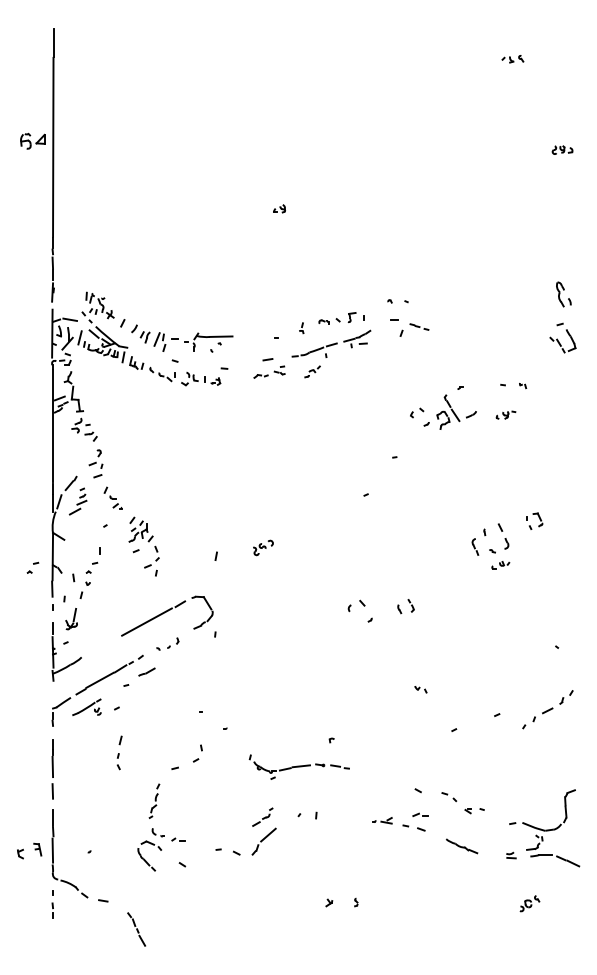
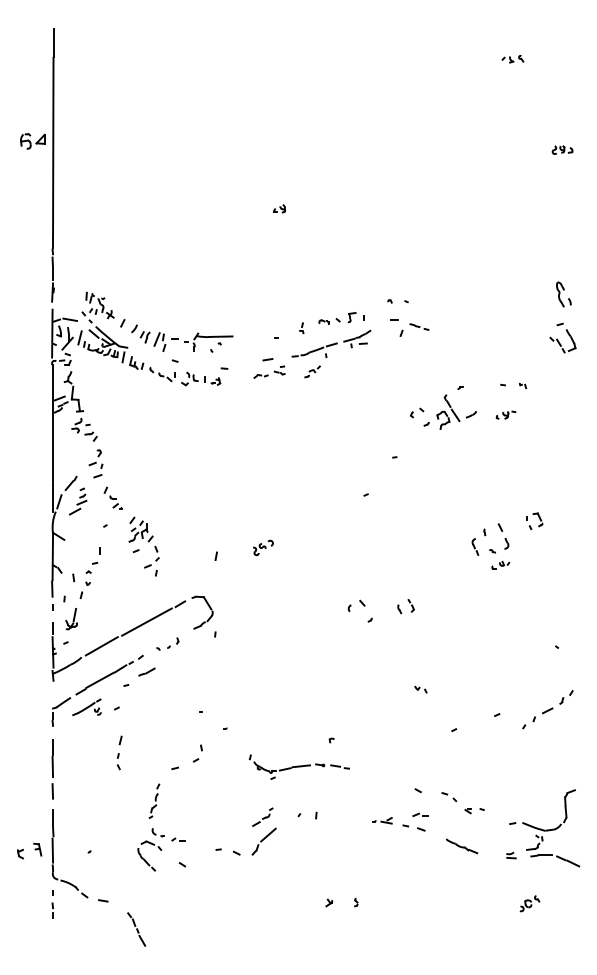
part: present -> none (32, 567)
line: none -> present (101, 646)
